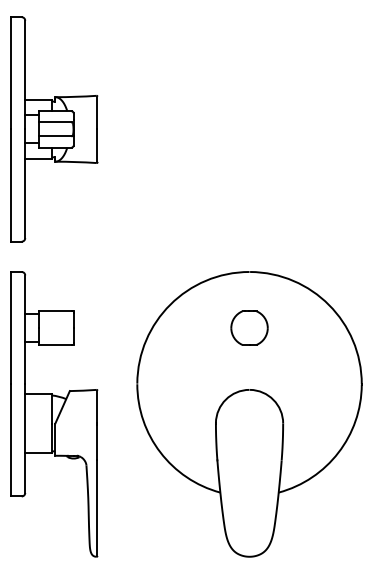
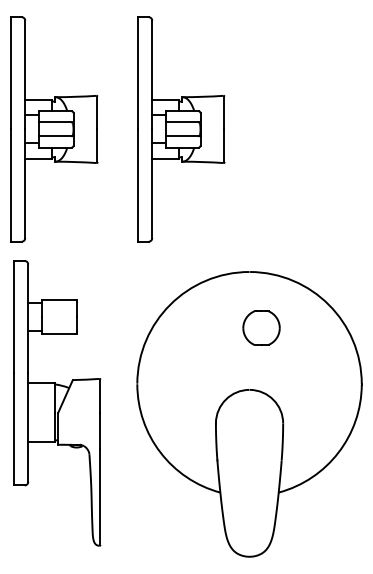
part: none -> present (181, 129)
part position: (249, 327) -> (261, 327) (261, 327)
part position: (54, 414) -> (57, 403) (57, 403)
